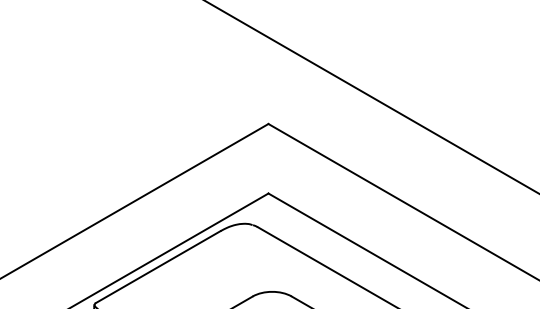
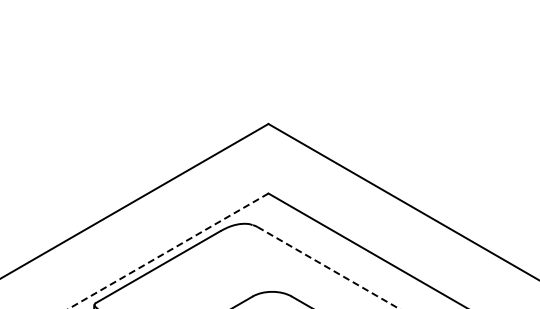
line: present -> none (371, 97)
line: solid -> dashed (168, 251)
line: solid -> dashed (328, 267)
